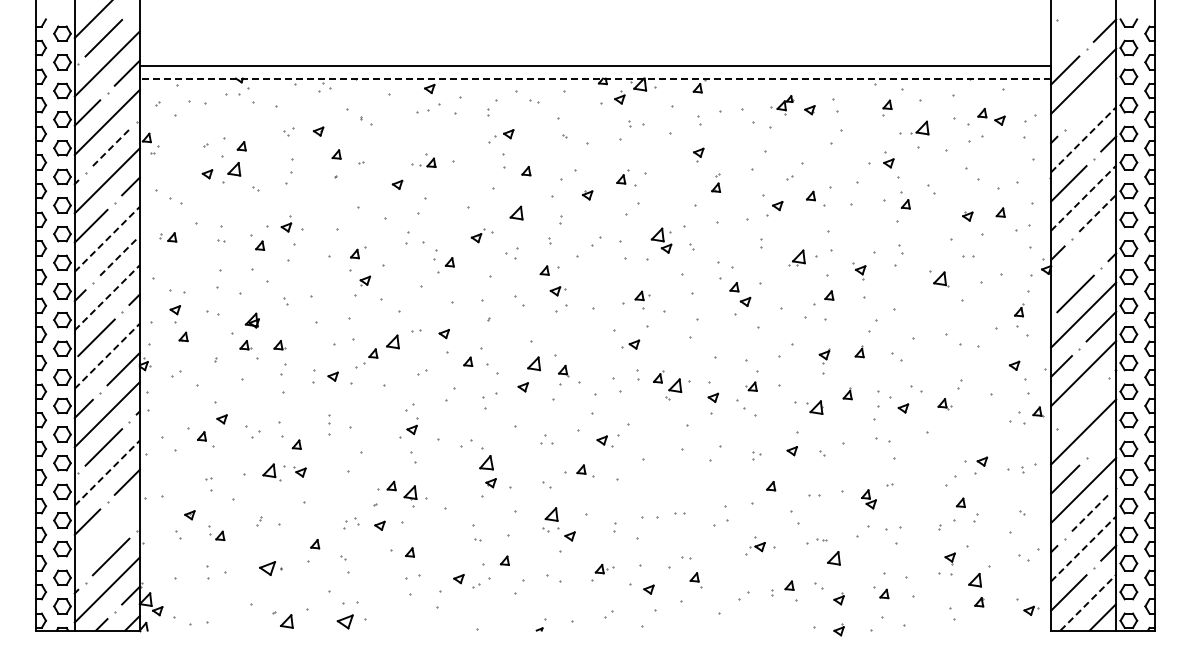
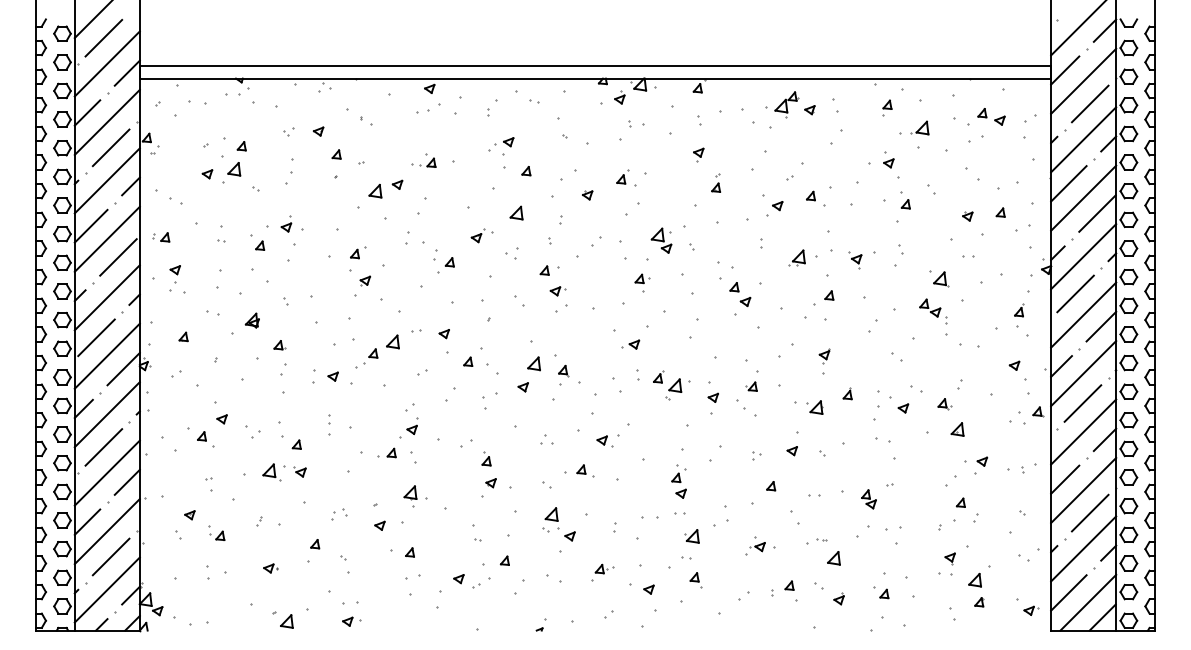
line: none -> present (1077, 28)
line: dashed -> solid (595, 78)
line: none -> present (1089, 103)
part size: 25x21 px -> 35x28 px (782, 104)
part position: (501, 136) -> (501, 144) (501, 144)
line: dashed -> solid (1084, 139)
line: dashed -> solid (111, 147)
part: none -> present (375, 190)
line: dashed -> solid (1084, 197)
line: dashed -> solid (1097, 213)
part position: (168, 237) -> (161, 237) (161, 237)
line: dashed -> solid (107, 238)
line: none -> present (1083, 256)
line: dashed -> solid (118, 257)
part position: (859, 271) -> (855, 260) (855, 260)
line: dashed -> solid (107, 297)
part position: (642, 299) -> (642, 282) (642, 282)
part: none -> present (933, 311)
part position: (174, 314) -> (174, 274) (174, 274)
part: present -> none (245, 345)
part: present -> none (859, 351)
line: dashed -> solid (107, 355)
line: none -> present (1082, 403)
part: none -> present (957, 429)
line: none -> present (1104, 439)
part size: 15x24 px -> 11x16 px (486, 458)
line: dashed -> solid (107, 472)
part: none -> present (678, 481)
part position: (386, 485) -> (386, 452) (386, 452)
line: dashed -> solid (1090, 513)
part position: (351, 523) -> (339, 514) (339, 514)
line: none -> present (106, 531)
part: none -> present (691, 536)
line: dashed -> solid (1084, 548)
part size: 24x15 px -> 16x11 px (270, 568)
line: dashed -> solid (1088, 602)
part size: 31x16 px -> 20x11 px (351, 621)
part: present -> none (838, 629)
